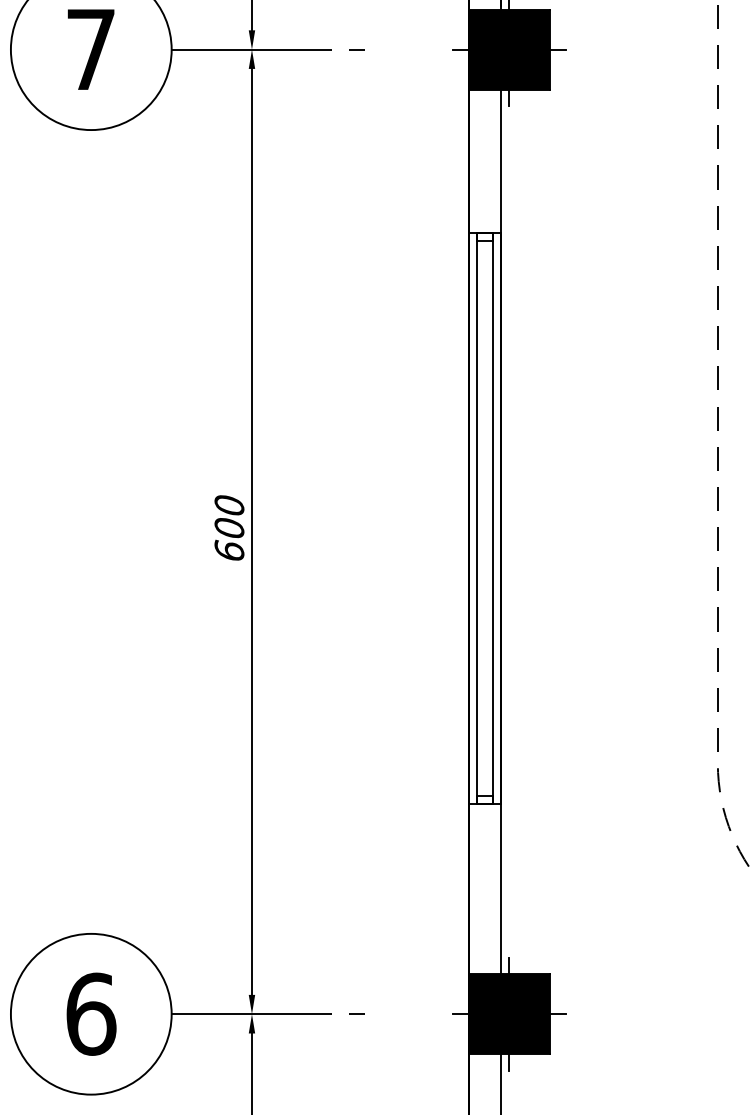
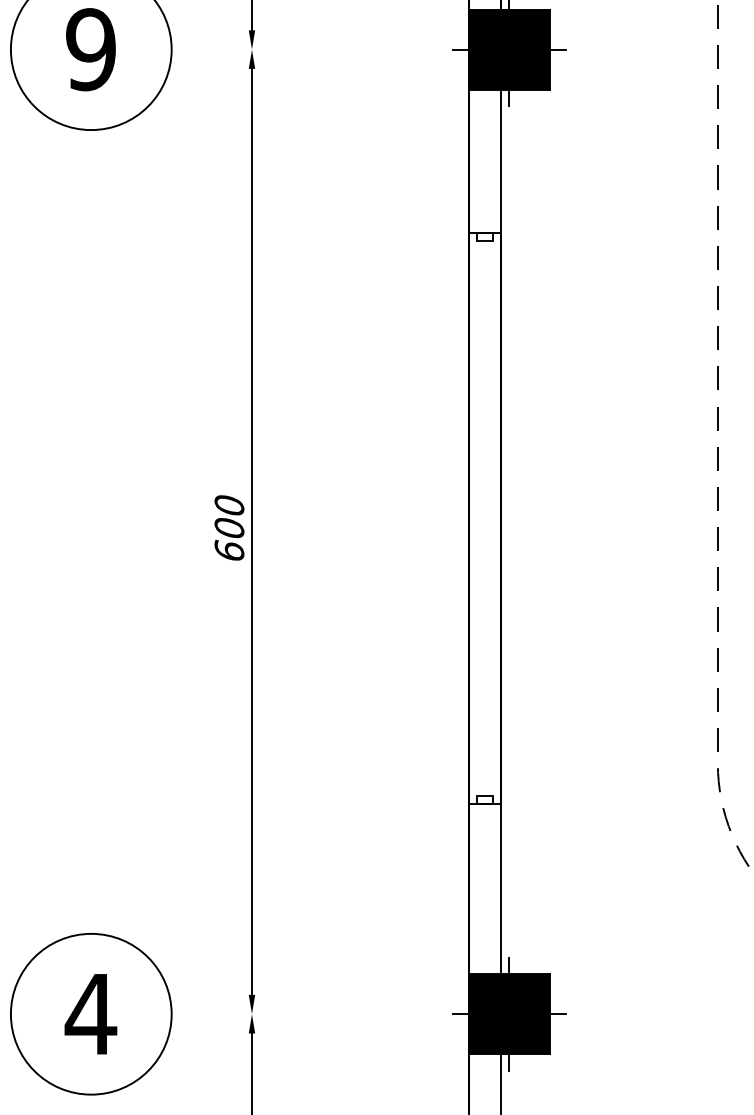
text: 7 -> 9 (90, 49)
line: present -> none (268, 49)
line: present -> none (477, 518)
line: present -> none (493, 518)
text: 6 -> 4 (90, 1013)
line: present -> none (268, 1014)
